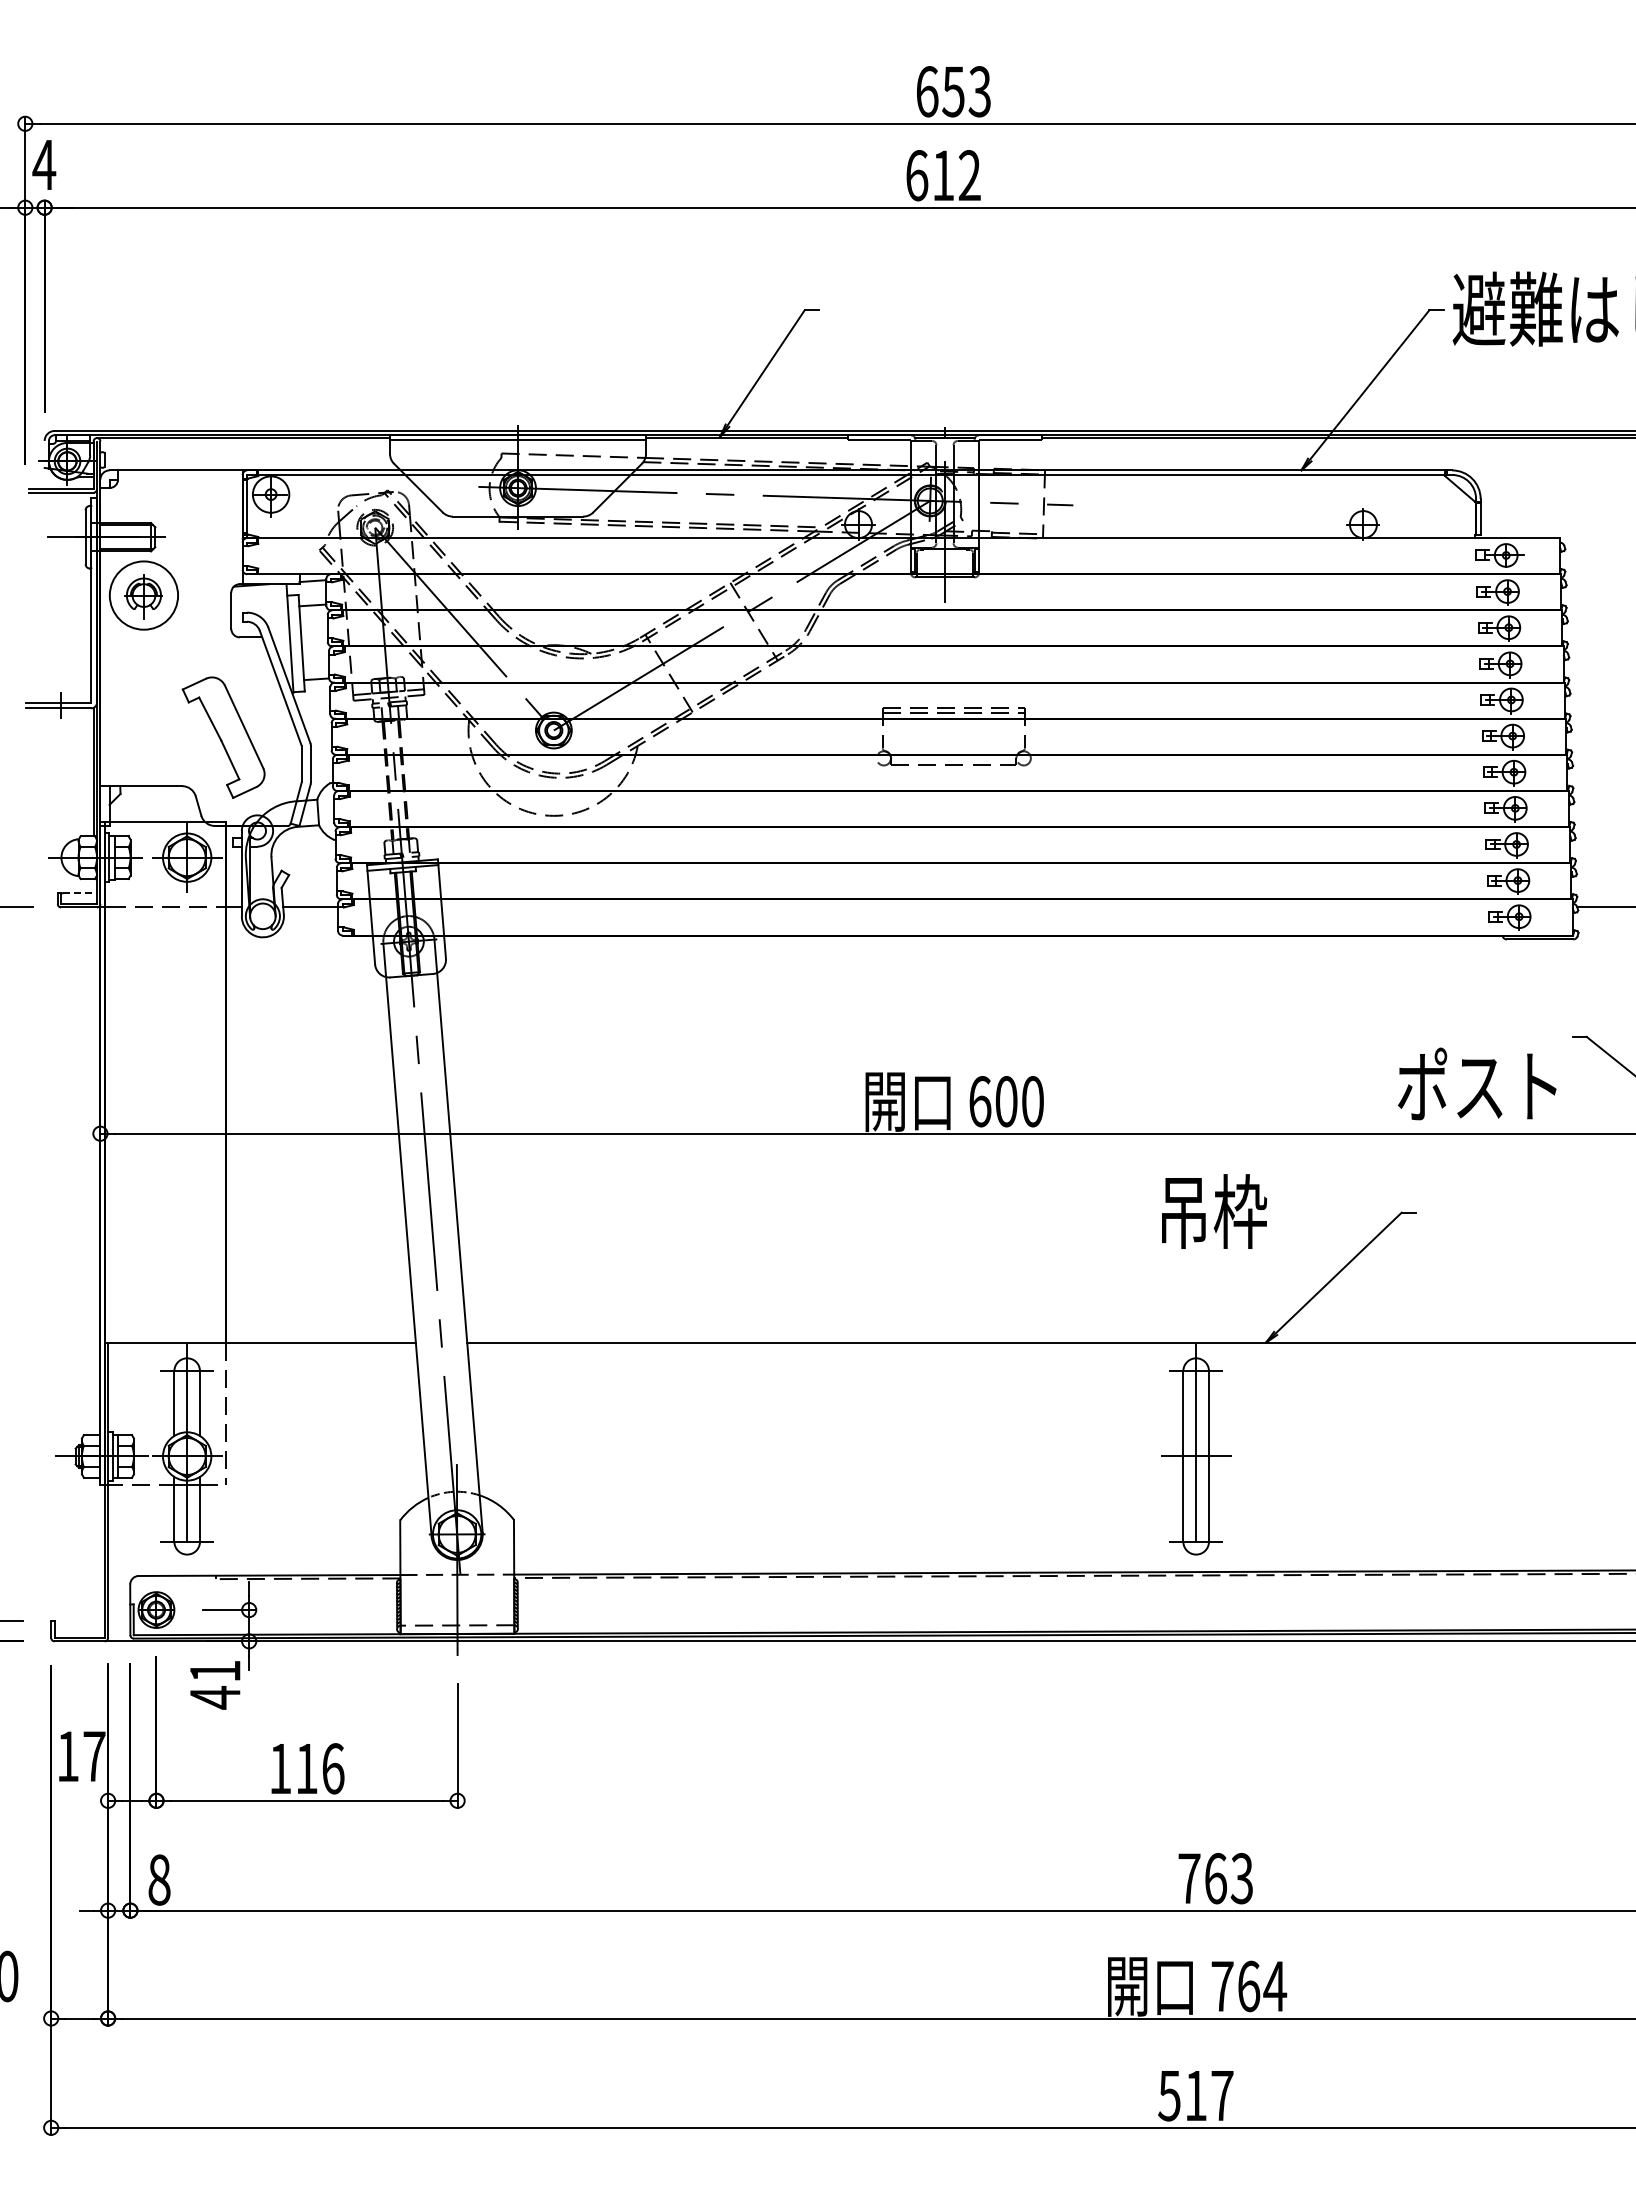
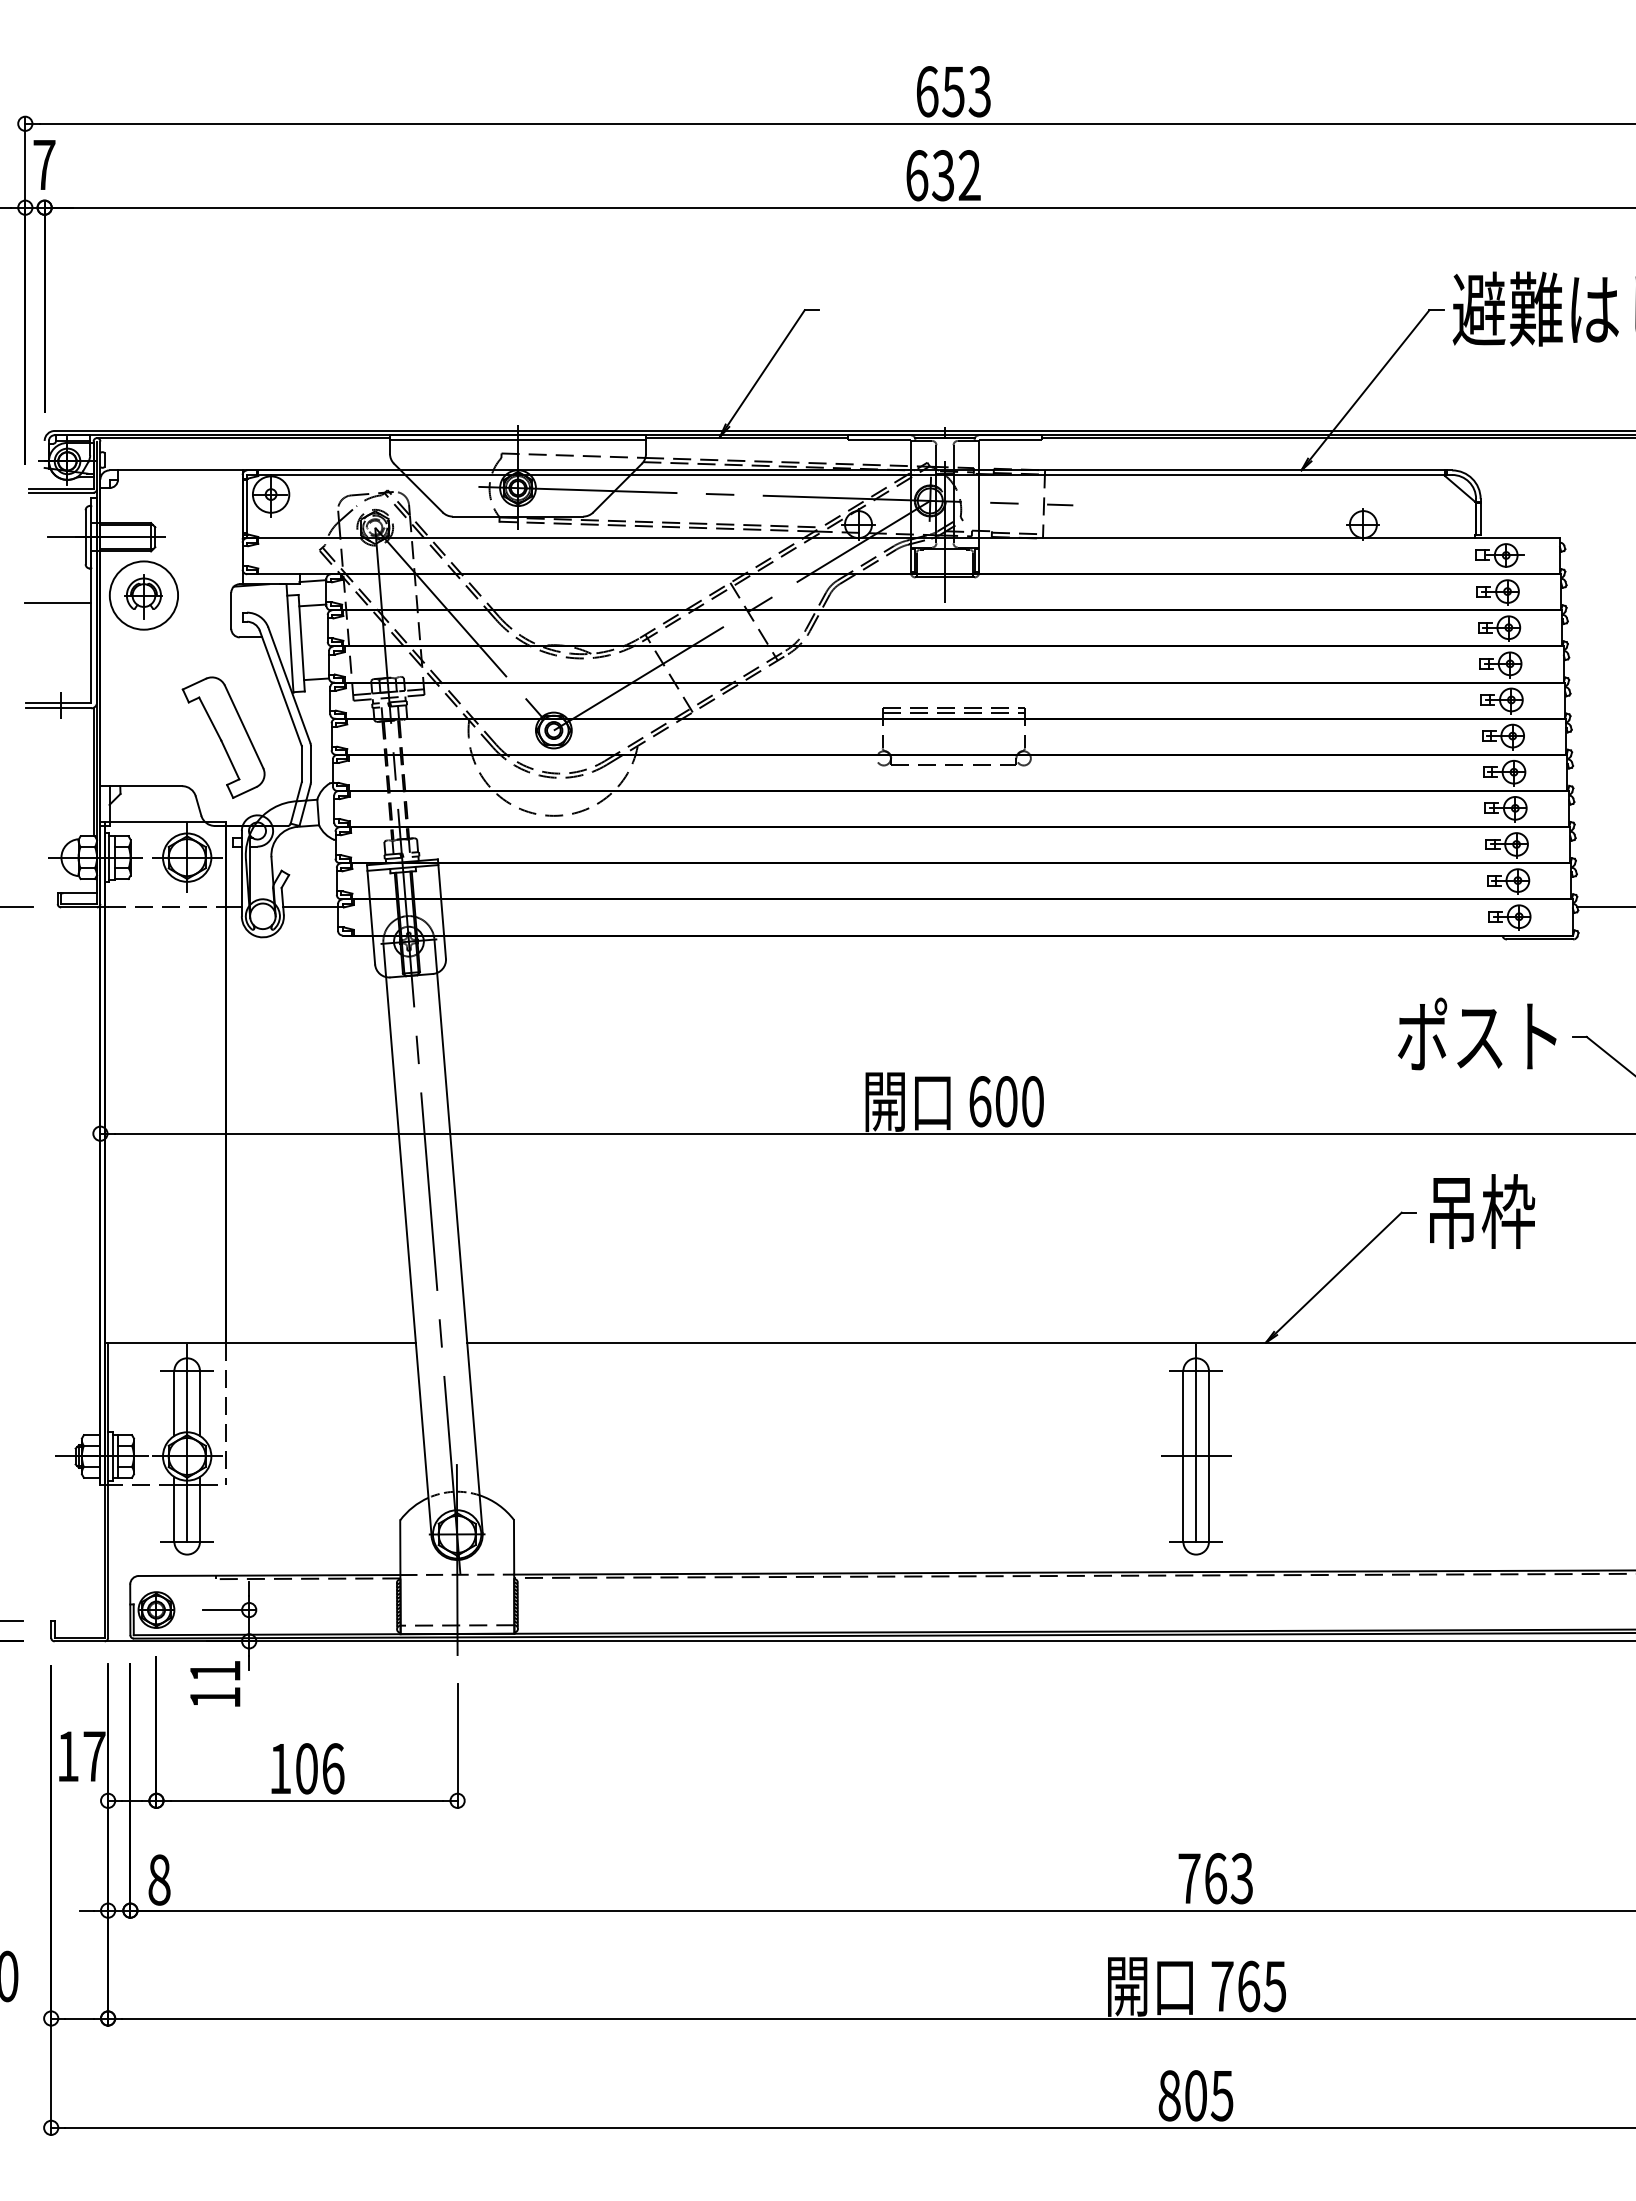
text: 4 -> 7 (44, 164)
text: 612 -> 632 (943, 175)
line: none -> present (58, 603)
line: dashed -> solid (80, 893)
text position: (1477, 1083) -> (1477, 1033) (1477, 1033)
text position: (1214, 1211) -> (1482, 1211) (1482, 1211)
text: 41 -> 11 (215, 1697)
text: 116 -> 106 (306, 1768)
text: 764 -> 765 (1275, 1986)
text: 517 -> 805 (1195, 2095)
